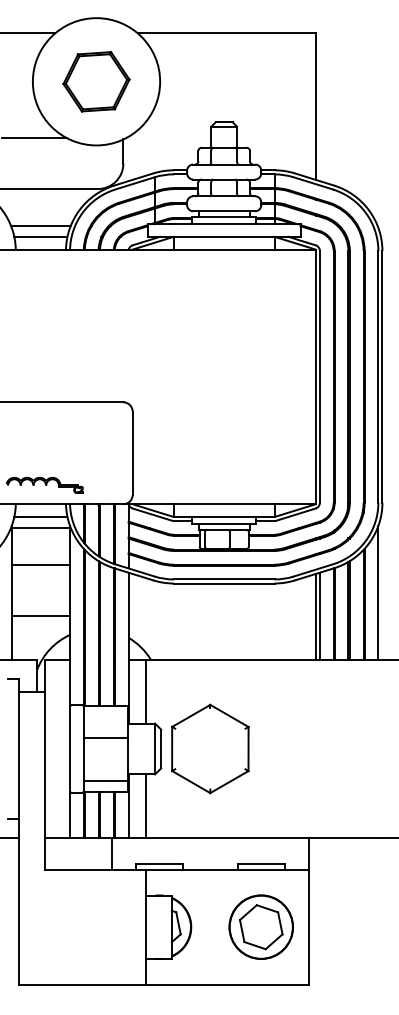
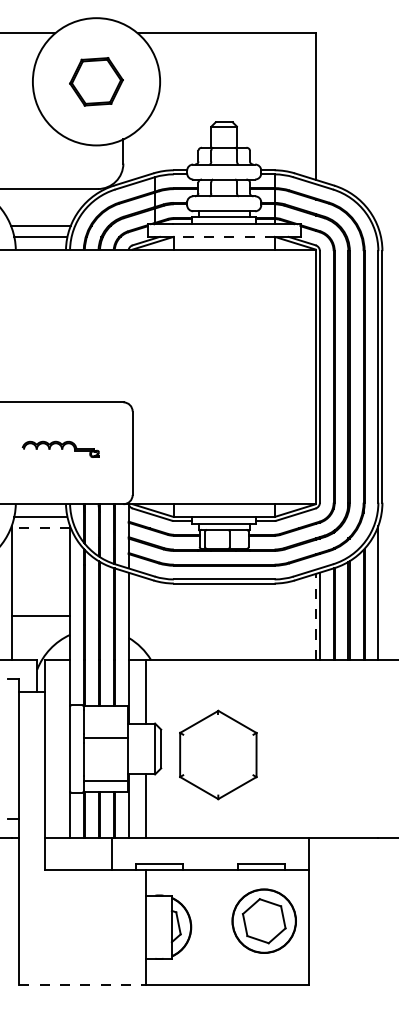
part size: 69x62 px -> 55x50 px (96, 81)
line: present -> none (34, 138)
line: solid -> dashed (224, 236)
part position: (44, 484) -> (60, 448) (60, 448)
line: solid -> dashed (40, 528)
line: present -> none (40, 564)
line: solid -> dashed (315, 616)
part position: (210, 748) -> (218, 754) (218, 754)
part position: (260, 926) -> (263, 920) (263, 920)
line: solid -> dashed (82, 984)
